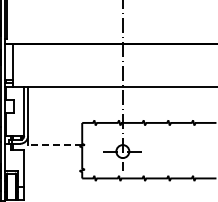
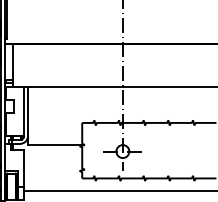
line: dashed -> solid (54, 145)
line: none -> present (118, 190)
